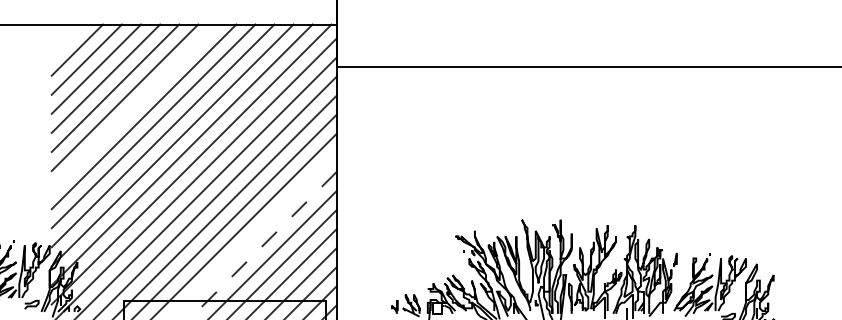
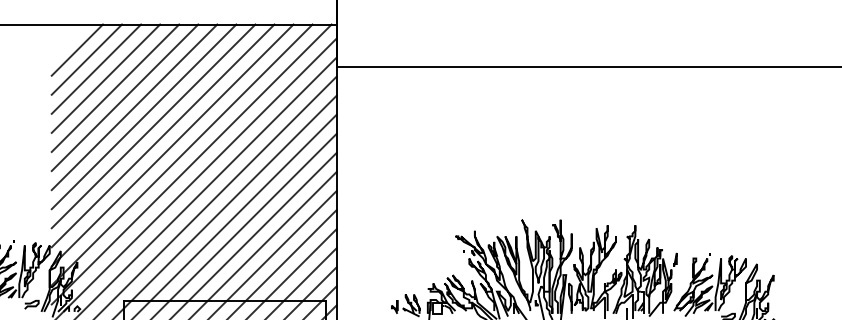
line: none -> present (134, 107)
line: none -> present (254, 234)
line: dashed -> solid (263, 245)
